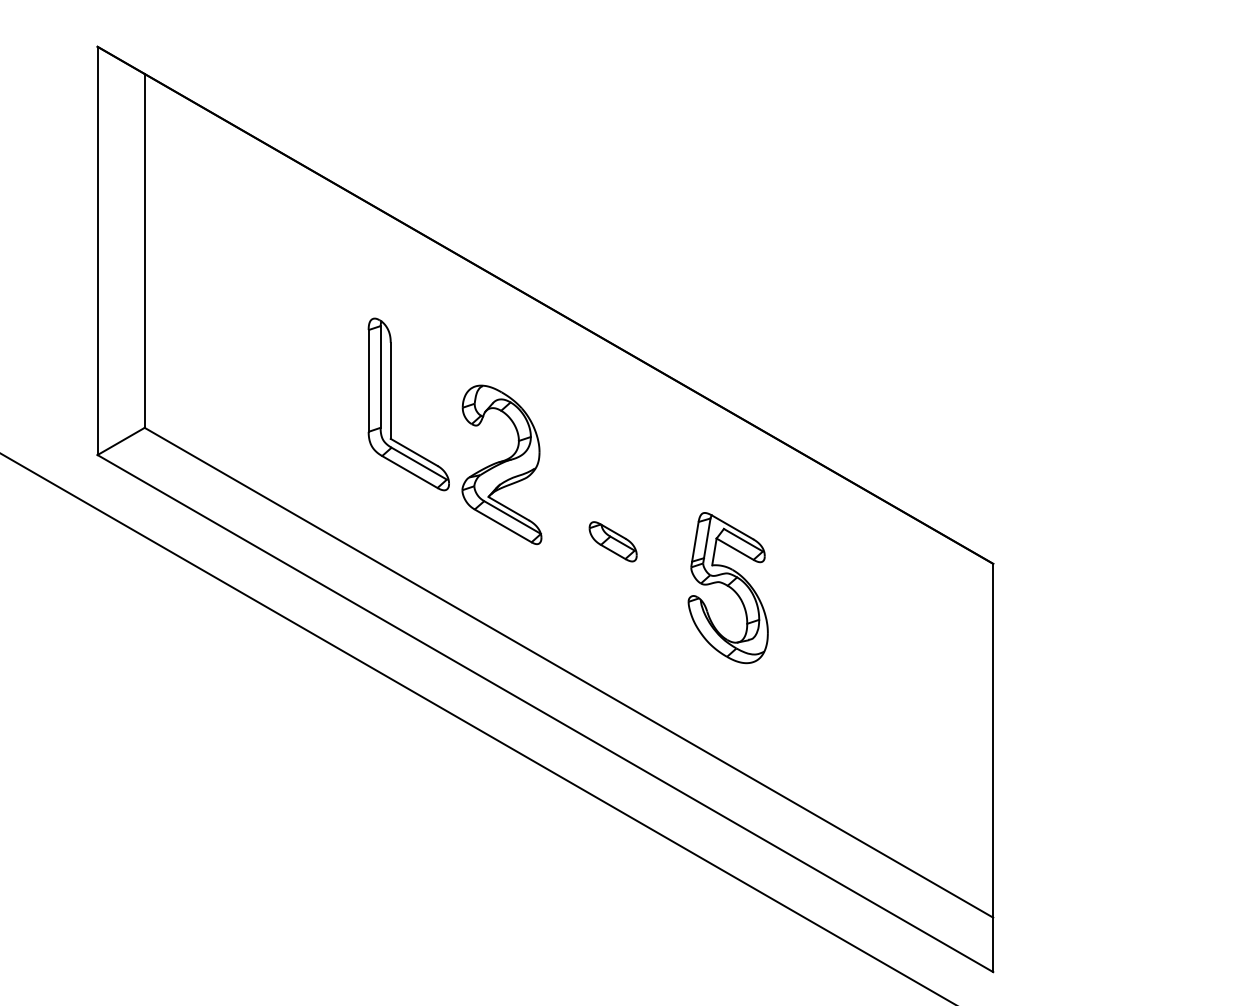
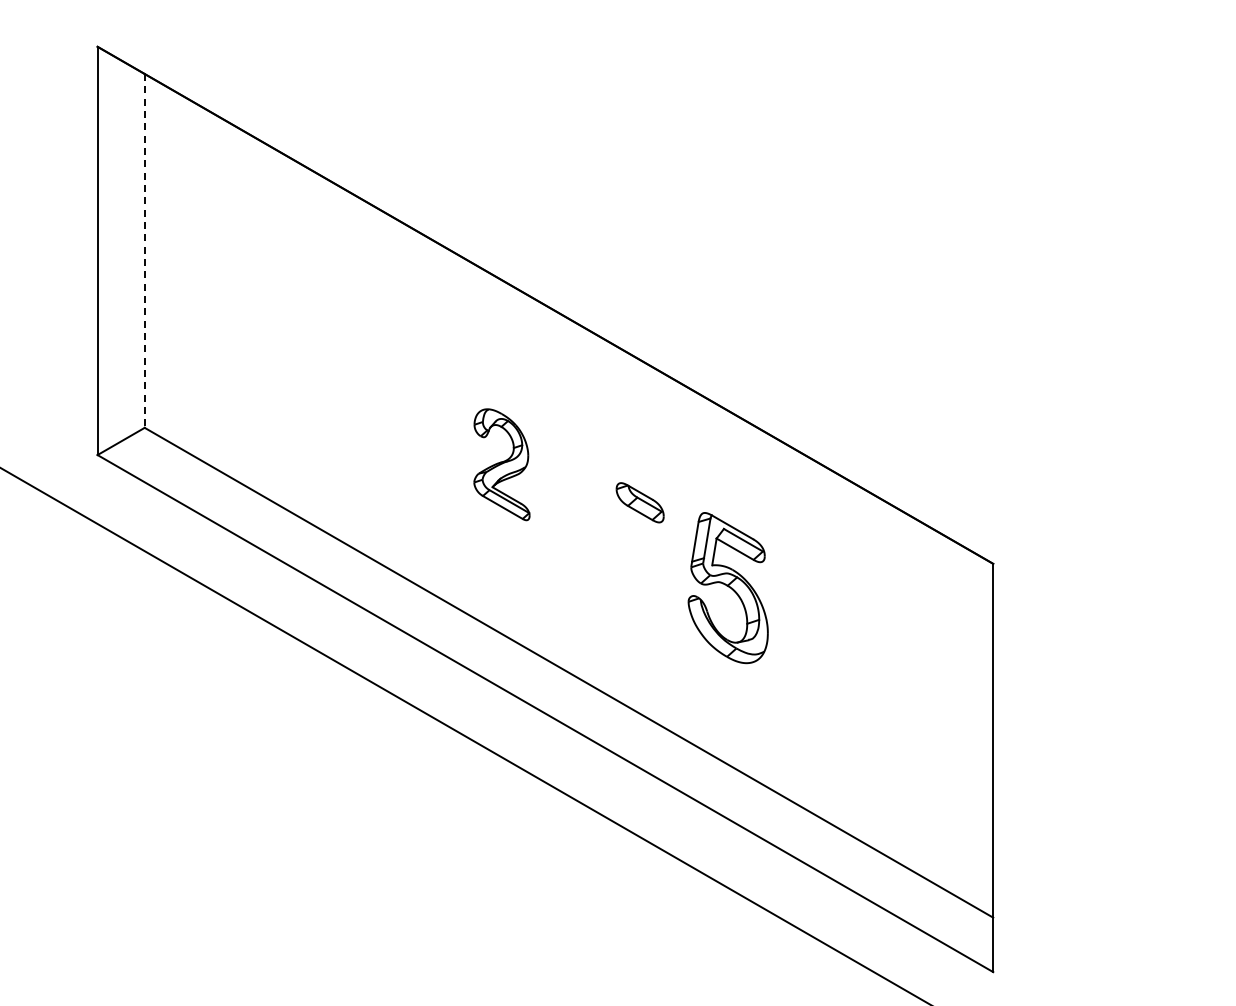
line: solid -> dashed (144, 250)
part: present -> none (391, 404)
part size: 82x161 px -> 58x114 px (501, 464)
part position: (612, 541) -> (639, 502) (639, 502)
line position: (476, 728) -> (464, 735) (464, 735)
